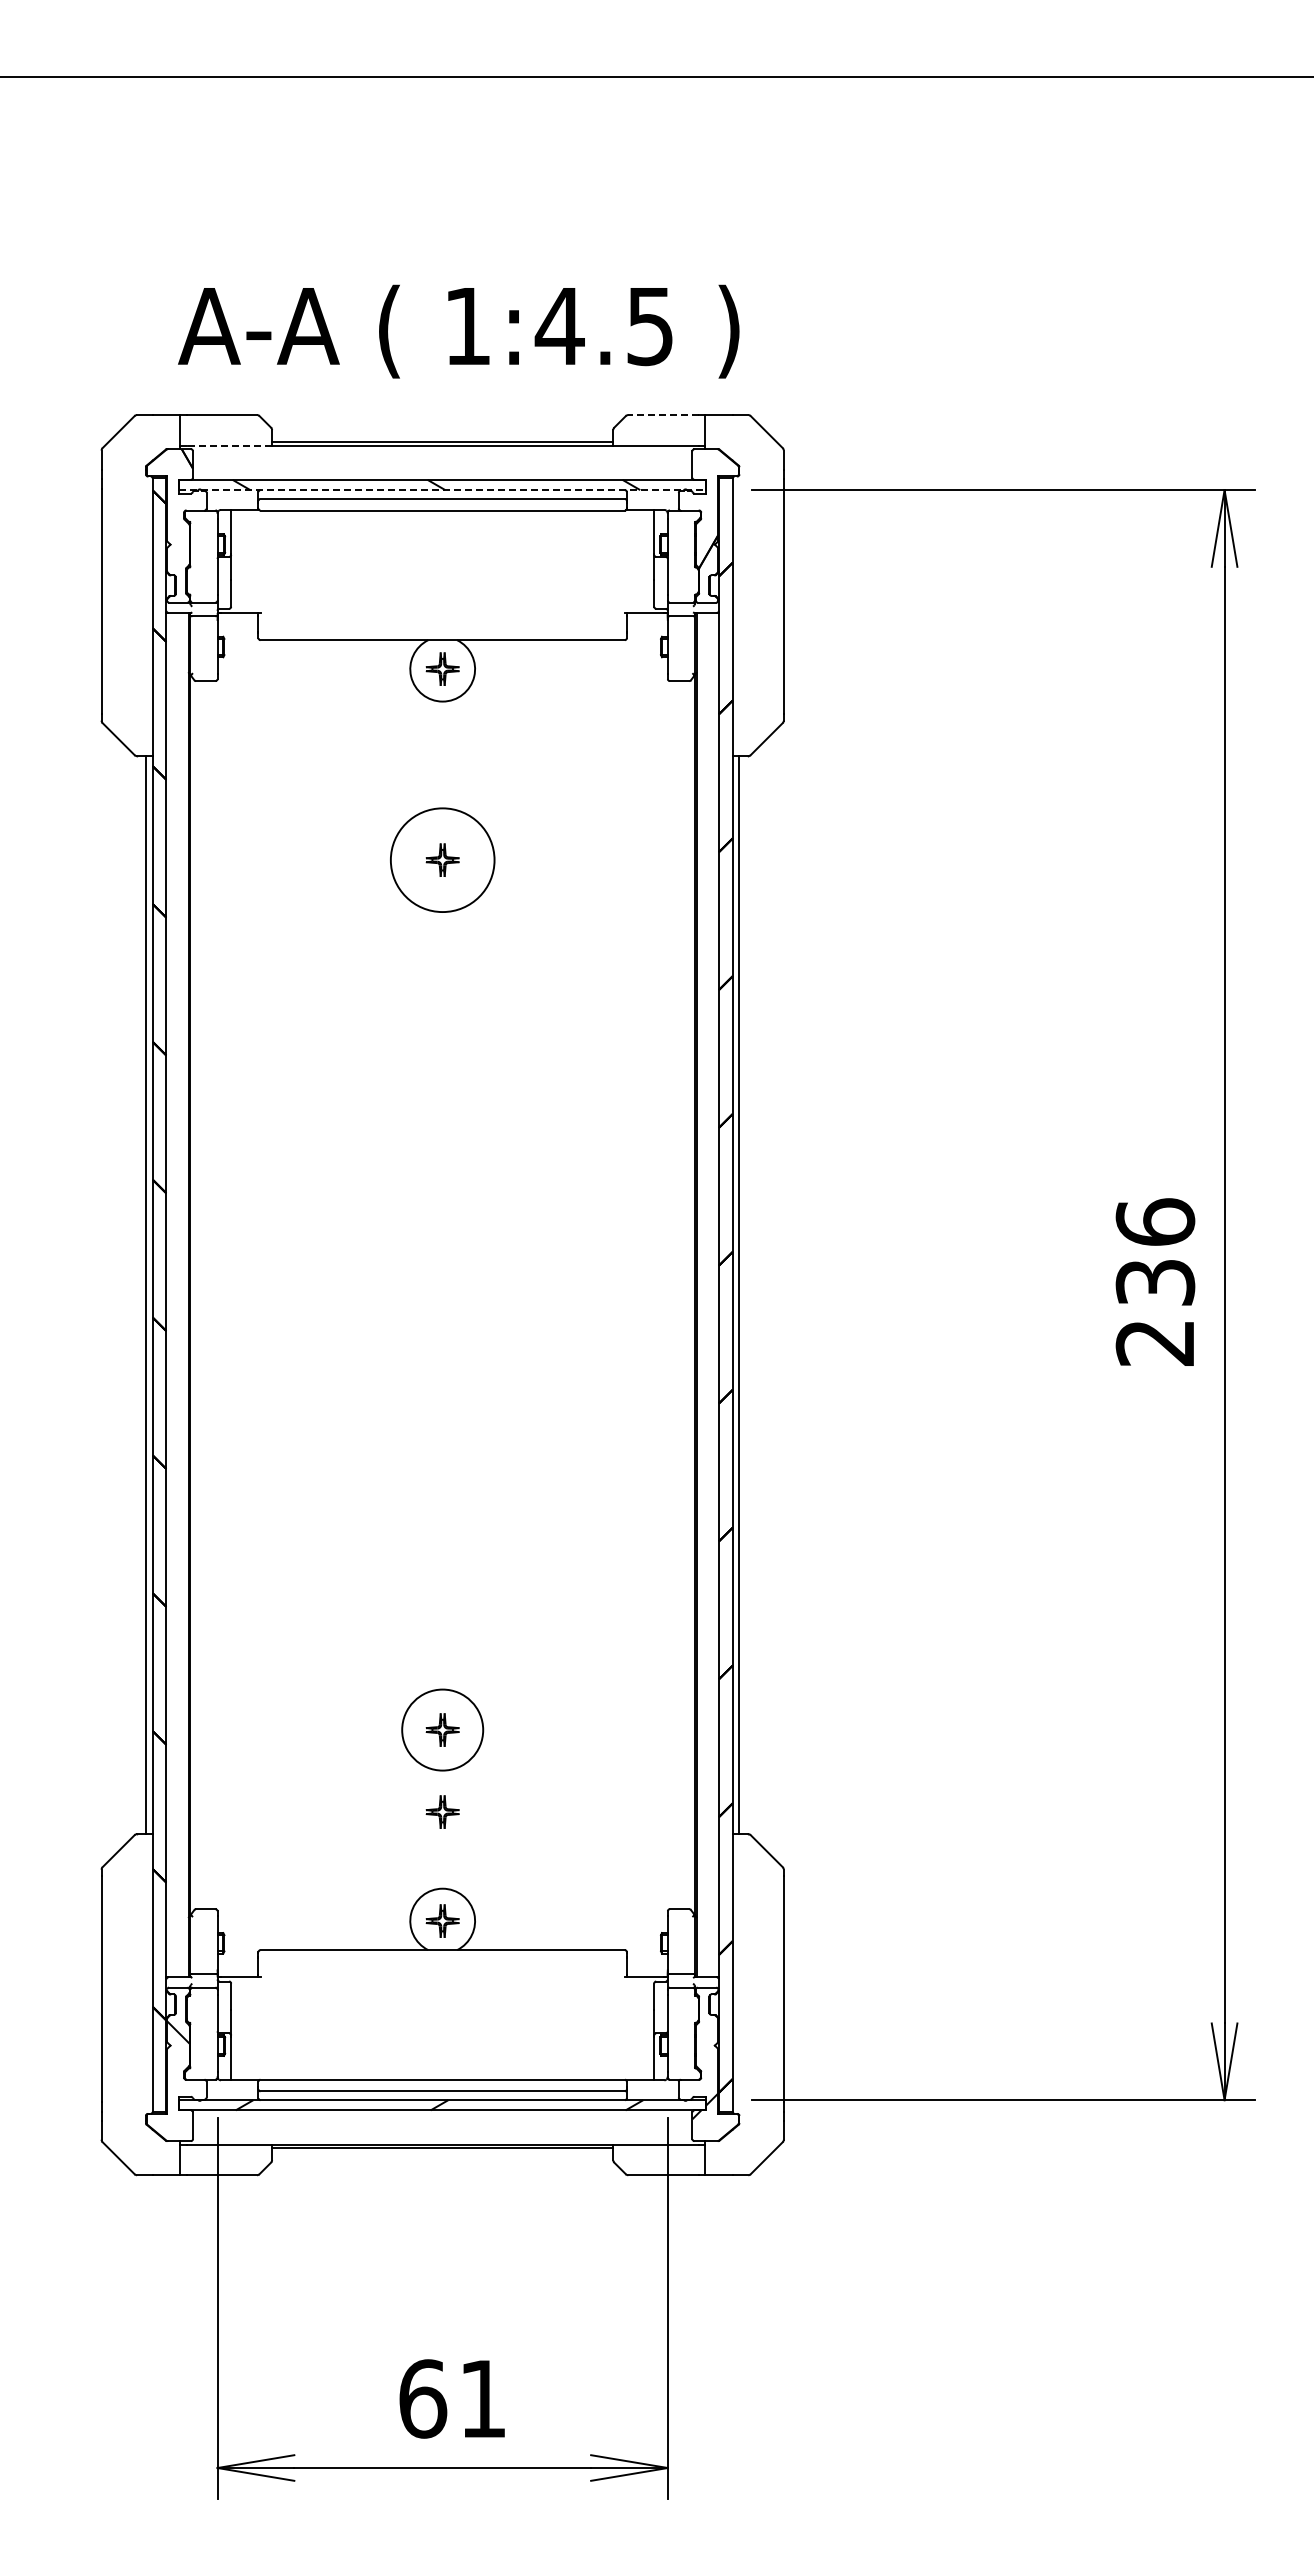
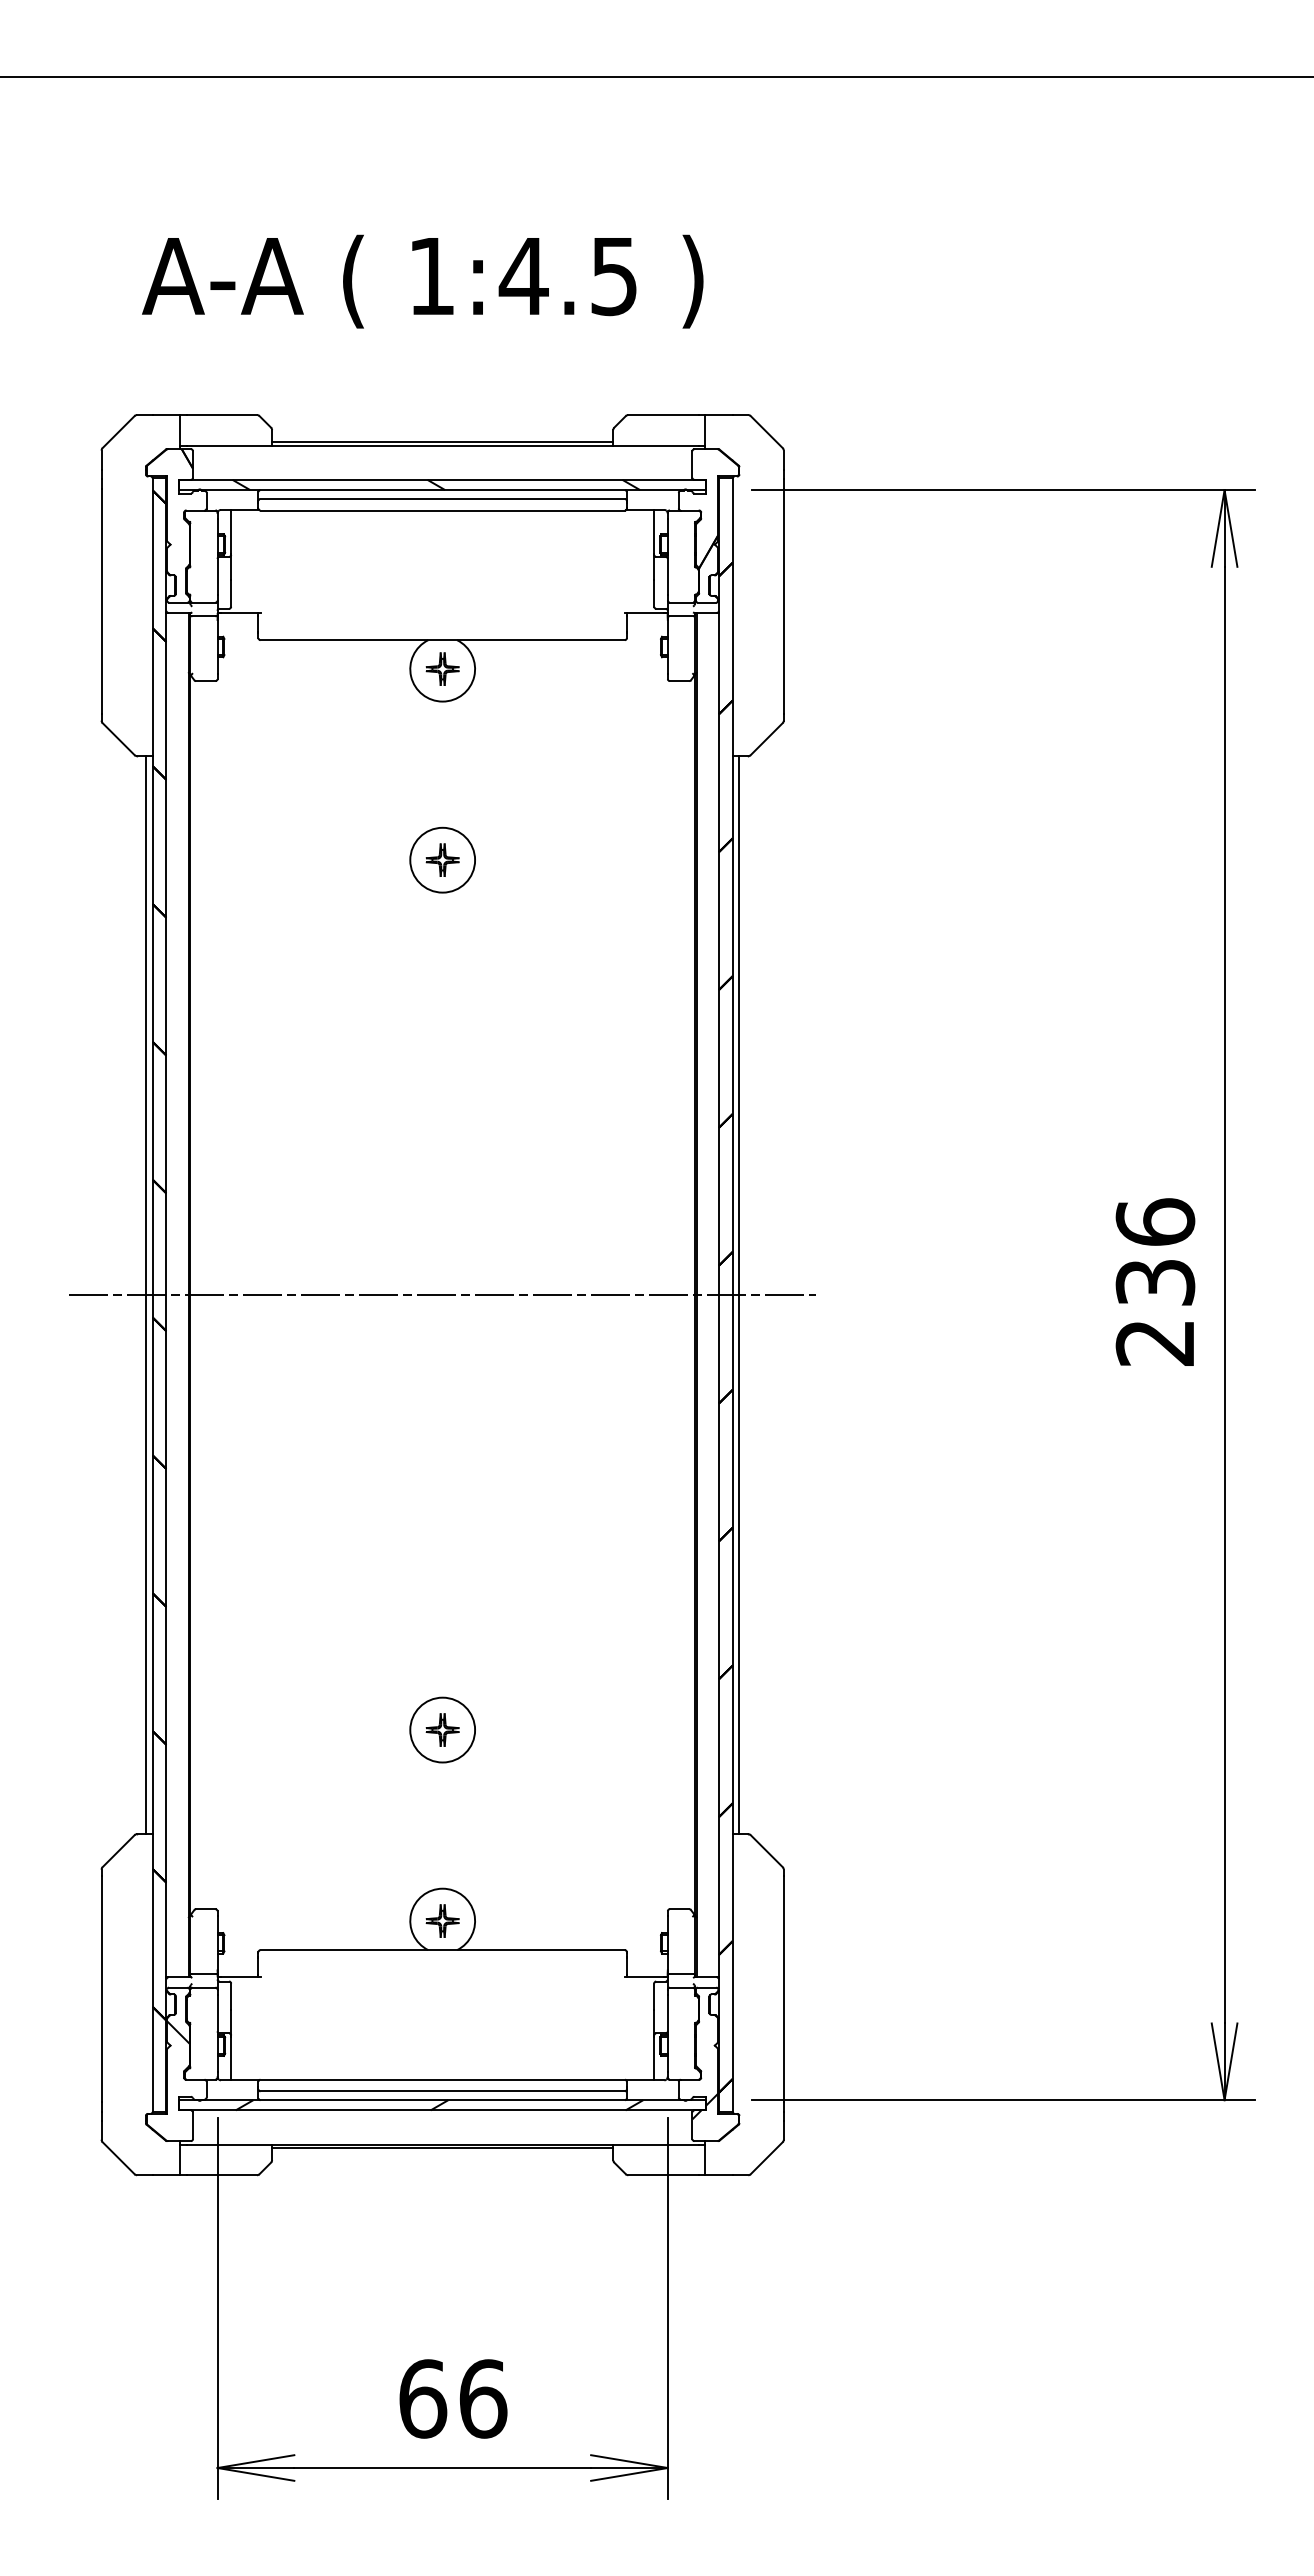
text position: (458, 331) -> (422, 281) (422, 281)
line: dashed -> solid (662, 415)
line: dashed -> solid (229, 445)
line: dashed -> solid (443, 490)
circle diameter: 104 px -> 65 px (442, 859)
line: none -> present (442, 1295)
circle diameter: 81 px -> 65 px (442, 1729)
part: present -> none (442, 1811)
text: 61 -> 66 (483, 2398)
